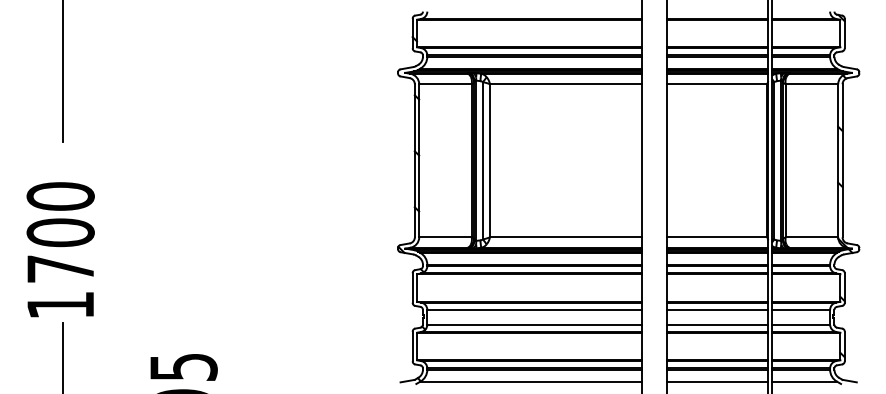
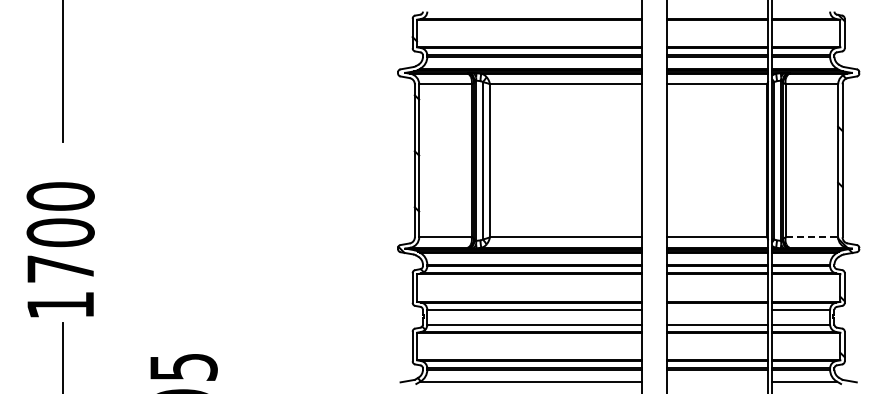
line: solid -> dashed (812, 237)
line: present -> none (717, 309)
line: present -> none (717, 381)
